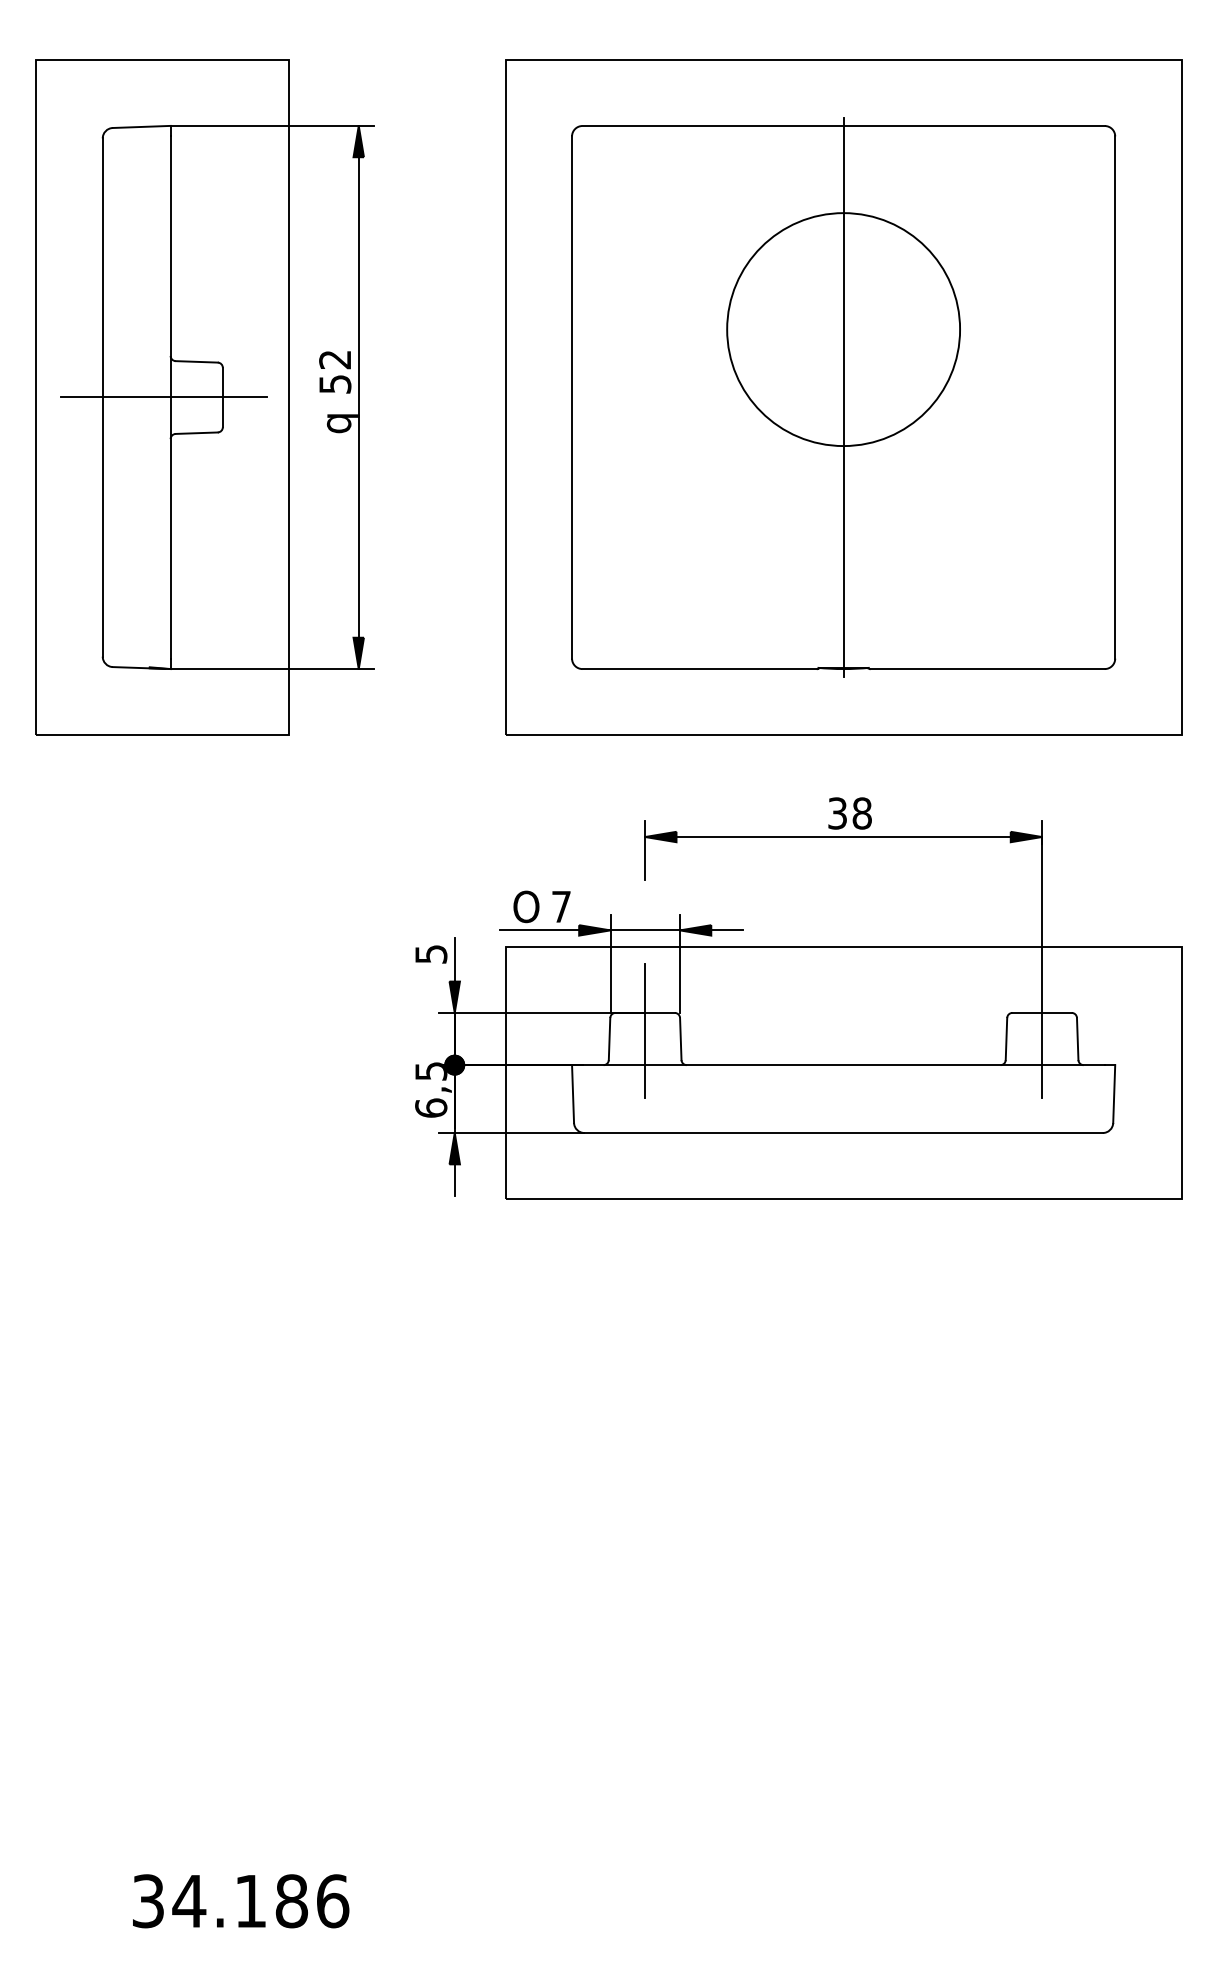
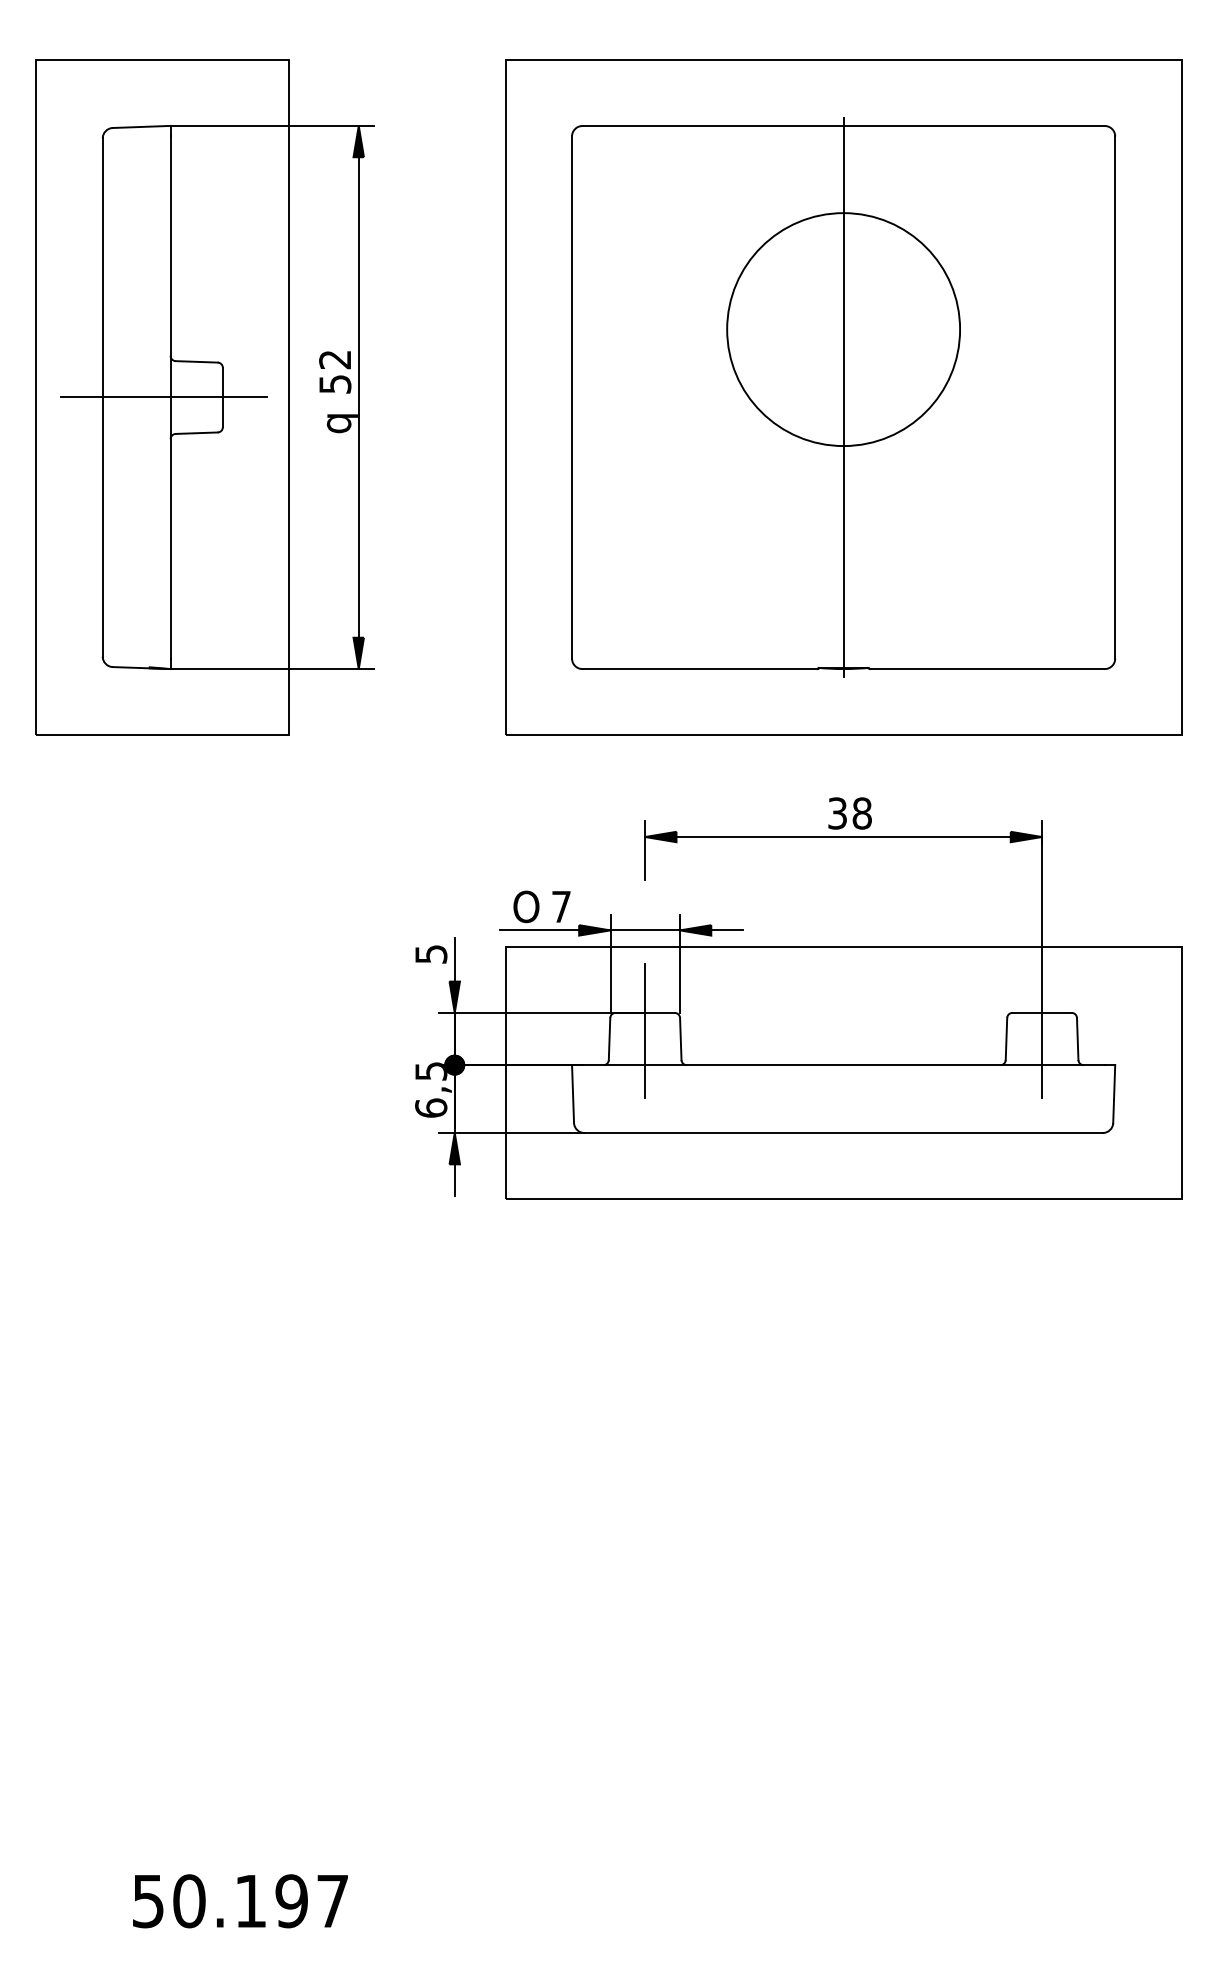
text: 34.186 -> 50.197 (241, 1901)
